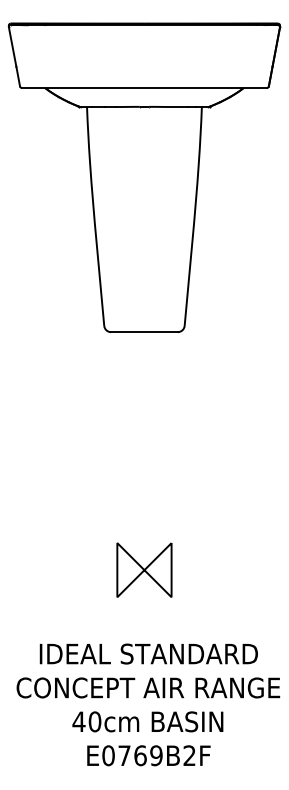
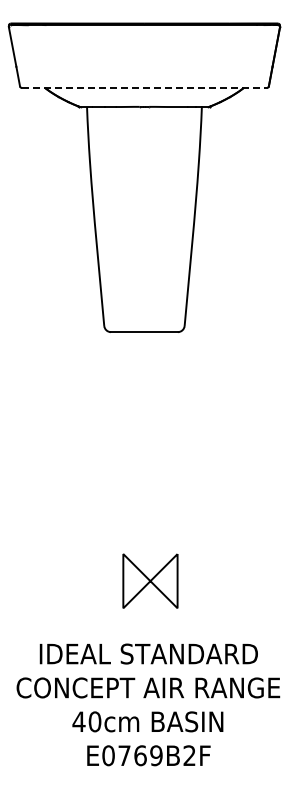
line: solid -> dashed (144, 88)
part position: (144, 569) -> (150, 580) (150, 580)
